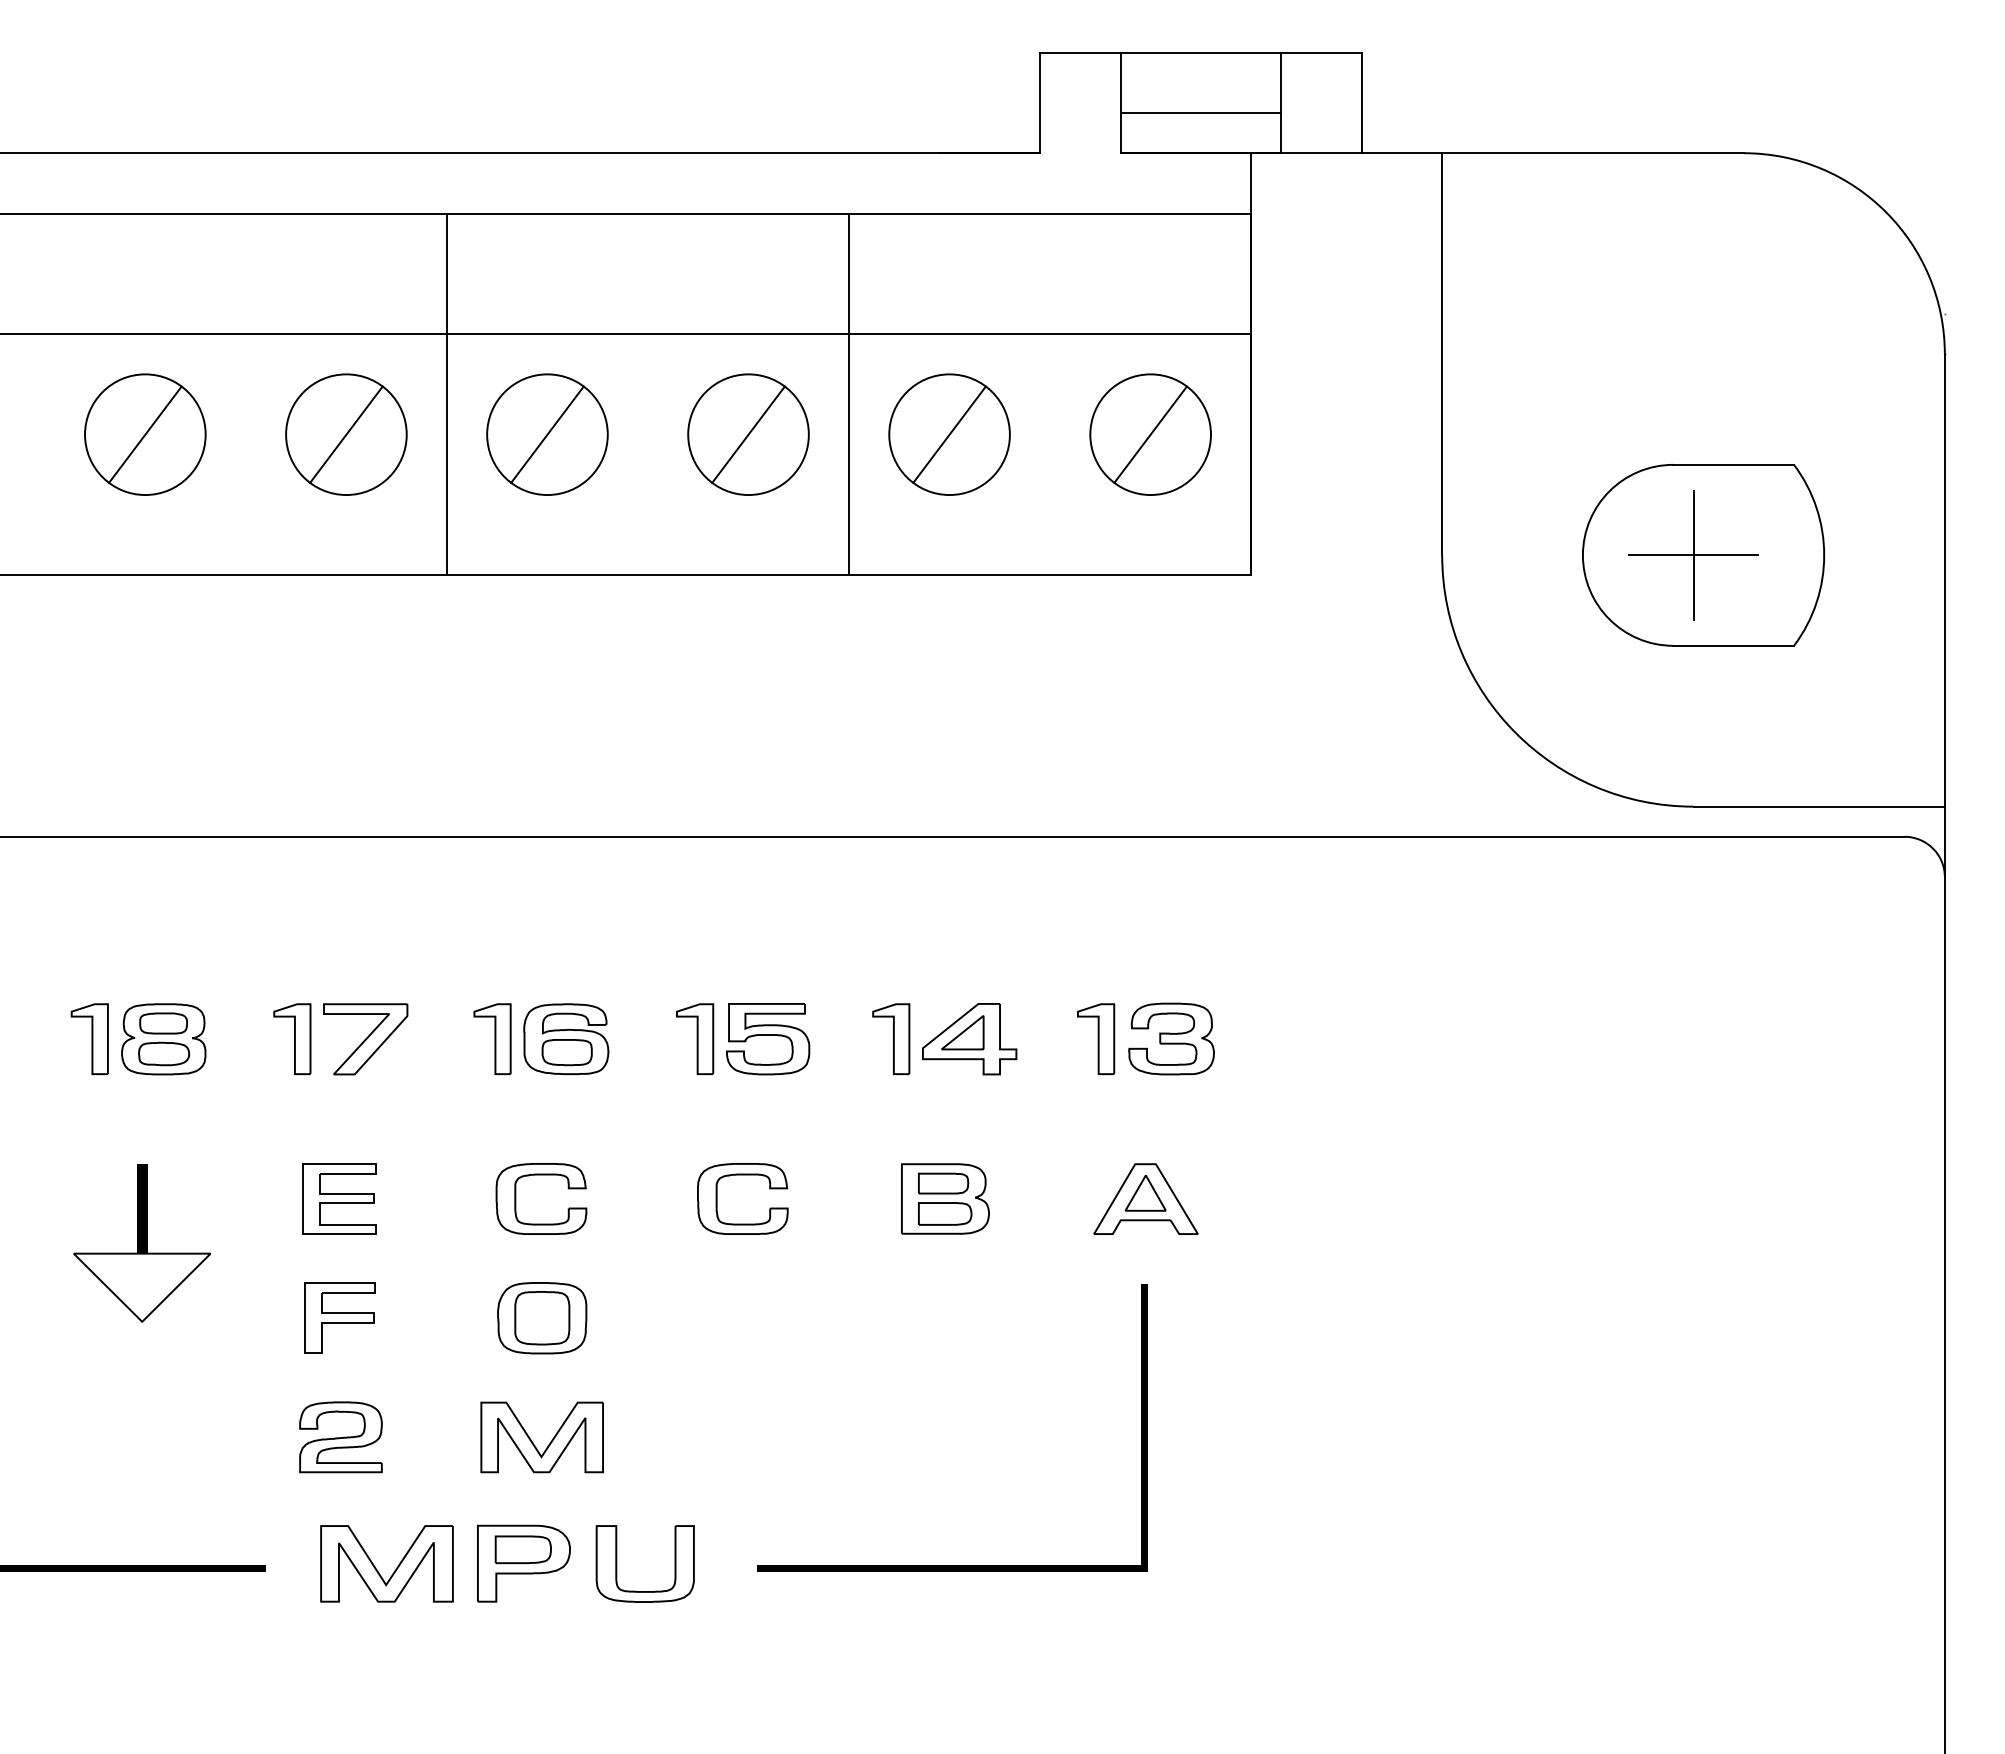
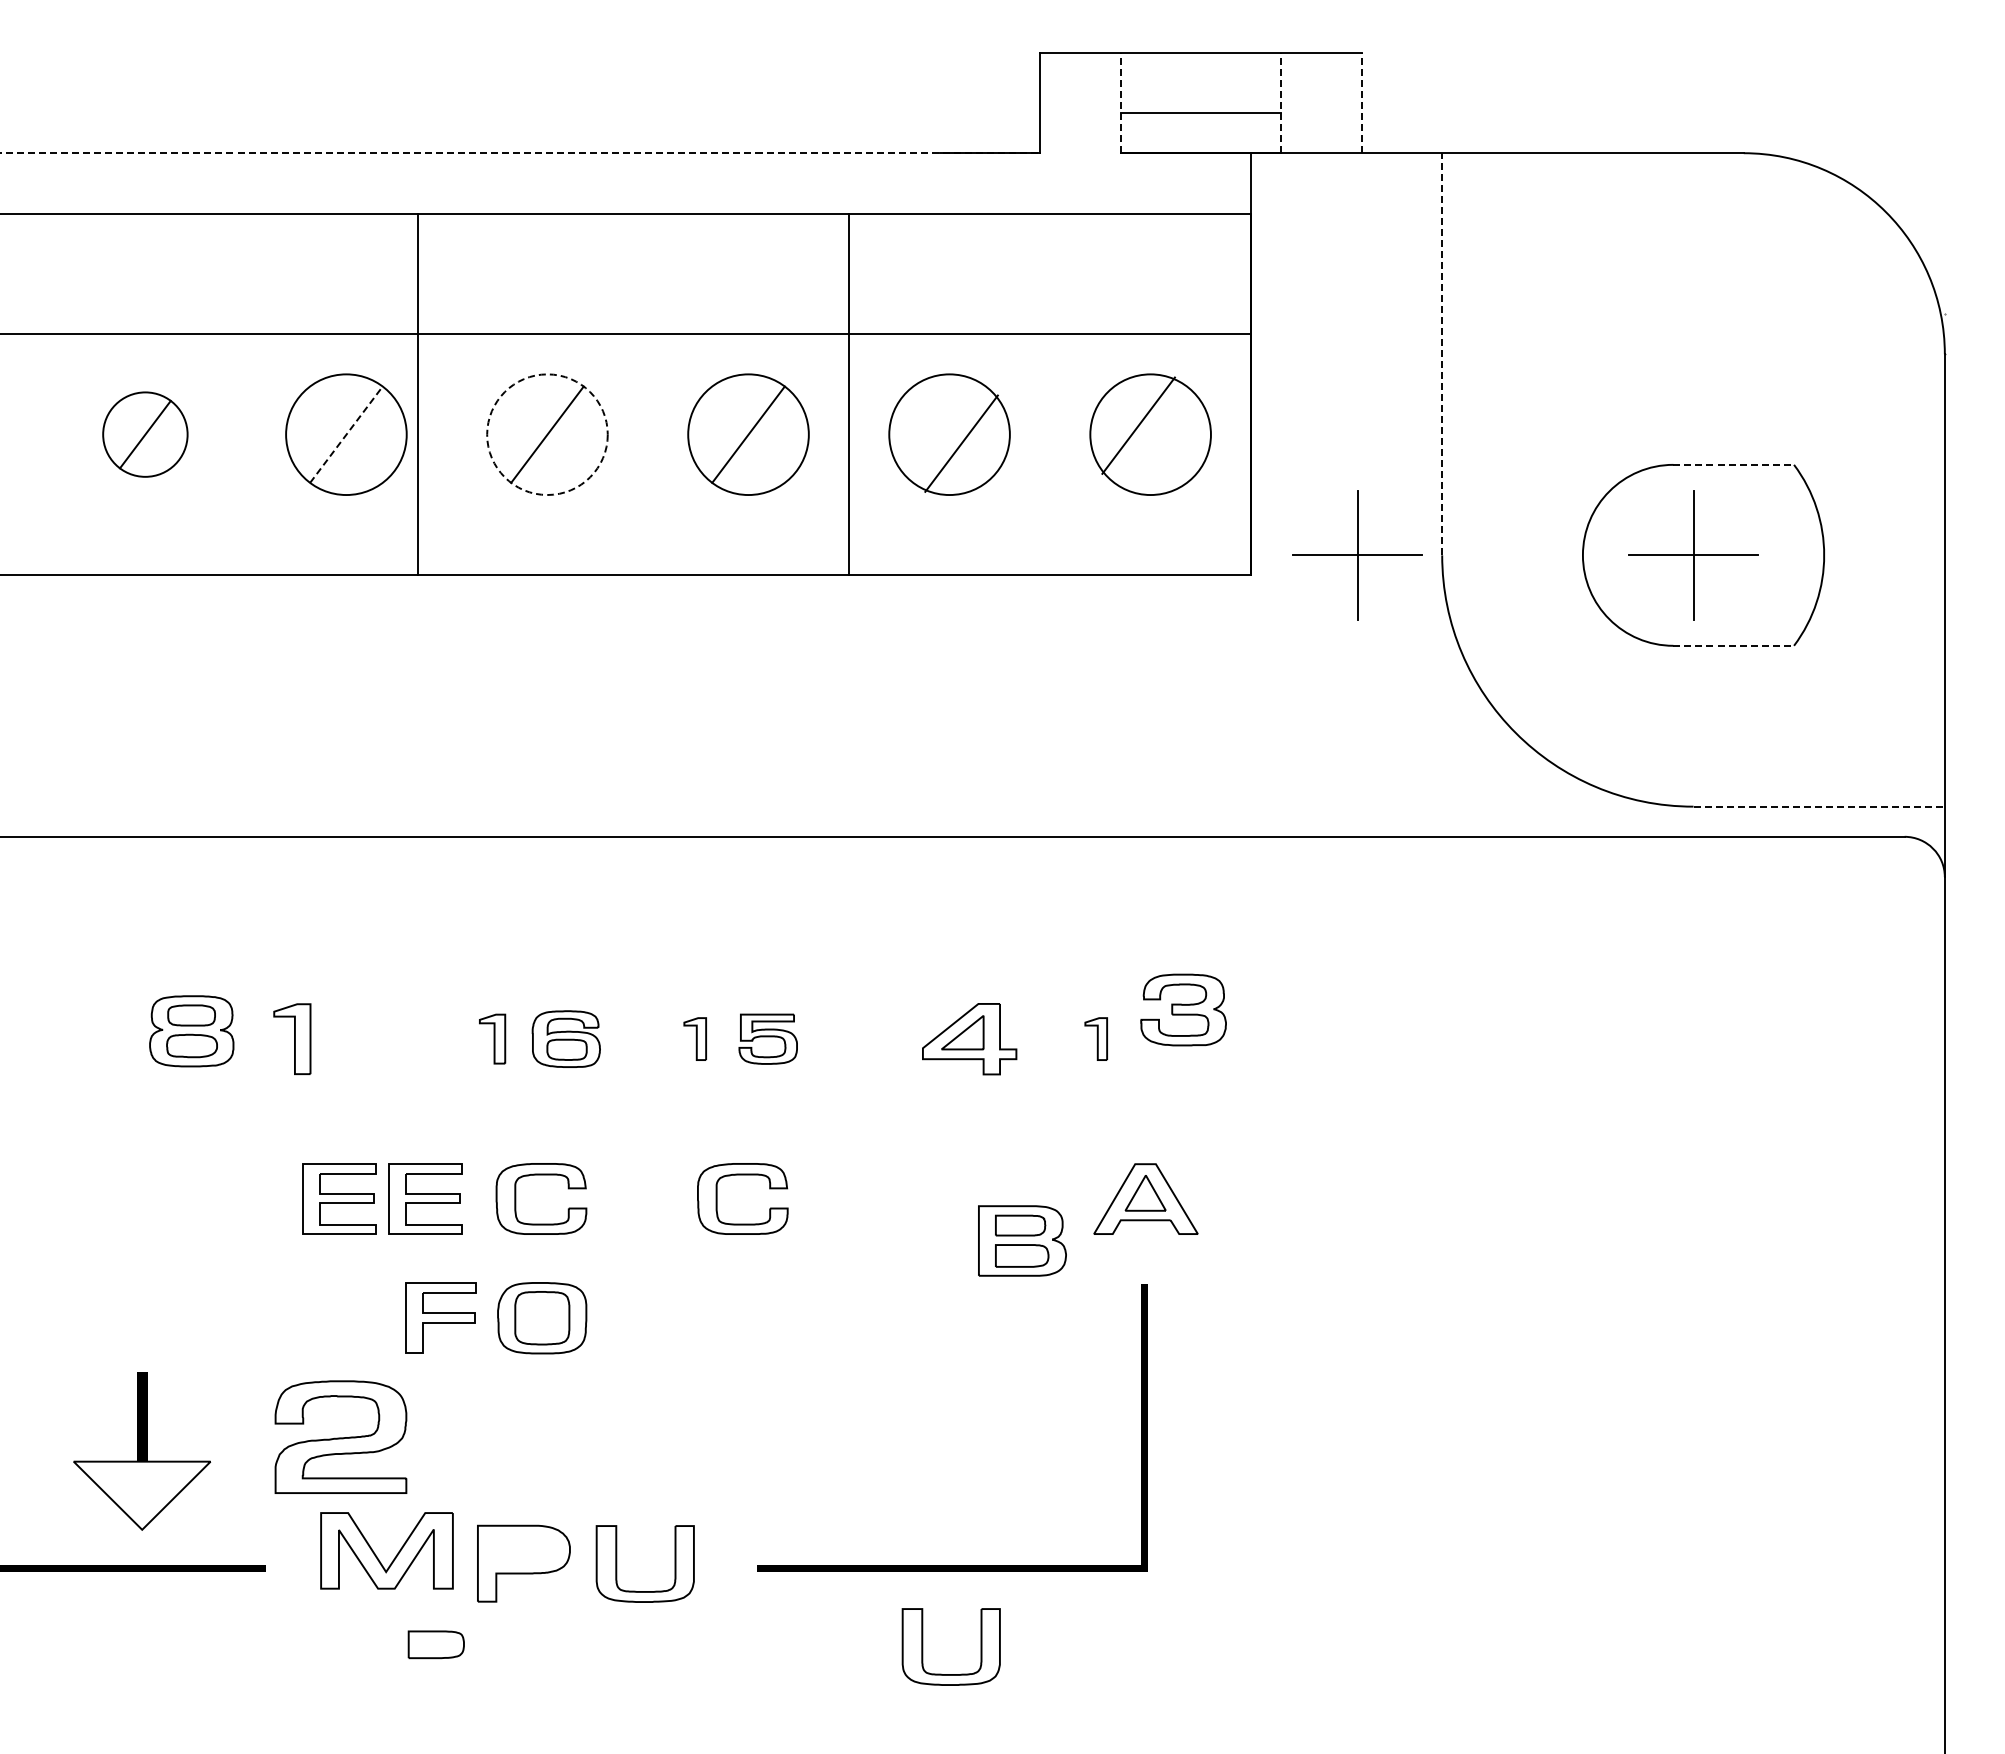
line: solid -> dashed (1120, 102)
line: solid -> dashed (1281, 102)
line: solid -> dashed (1361, 102)
line: solid -> dashed (520, 153)
line: solid -> dashed (1442, 353)
line position: (446, 394) -> (417, 394) (417, 394)
part size: 123x123 px -> 87x87 px (145, 434)
line: solid -> dashed (346, 434)
circle: solid -> dashed (547, 434)
line position: (949, 434) -> (961, 443) (961, 443)
line position: (1150, 434) -> (1138, 425) (1138, 425)
line: solid -> dashed (1734, 464)
part: none -> present (1357, 555)
line: solid -> dashed (1734, 645)
line: solid -> dashed (1819, 806)
part: present -> none (89, 1038)
part size: 39x72 px -> 28x52 px (492, 1038)
part size: 87x72 px -> 70x58 px (565, 1038)
part size: 39x72 px -> 24x44 px (694, 1038)
part: present -> none (891, 1038)
part size: 39x72 px -> 24x44 px (1095, 1038)
part position: (1171, 1038) -> (1183, 1009) (1183, 1009)
part position: (163, 1039) -> (191, 1031) (191, 1031)
part: present -> none (365, 1039)
part size: 85x73 px -> 60x52 px (767, 1038)
part: none -> present (425, 1198)
part position: (945, 1198) -> (1022, 1240) (1022, 1240)
part position: (141, 1243) -> (141, 1451) (141, 1451)
part position: (339, 1317) -> (440, 1317) (440, 1317)
part size: 84x73 px -> 134x114 px (340, 1436)
part: present -> none (533, 1442)
part position: (522, 1549) -> (435, 1644) (435, 1644)
part position: (394, 1570) -> (394, 1557) (394, 1557)
part: none -> present (923, 1646)
